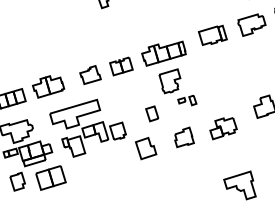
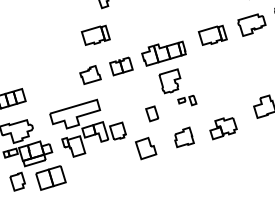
part: none -> present (95, 34)
part: present -> none (48, 86)
part: present -> none (239, 185)
